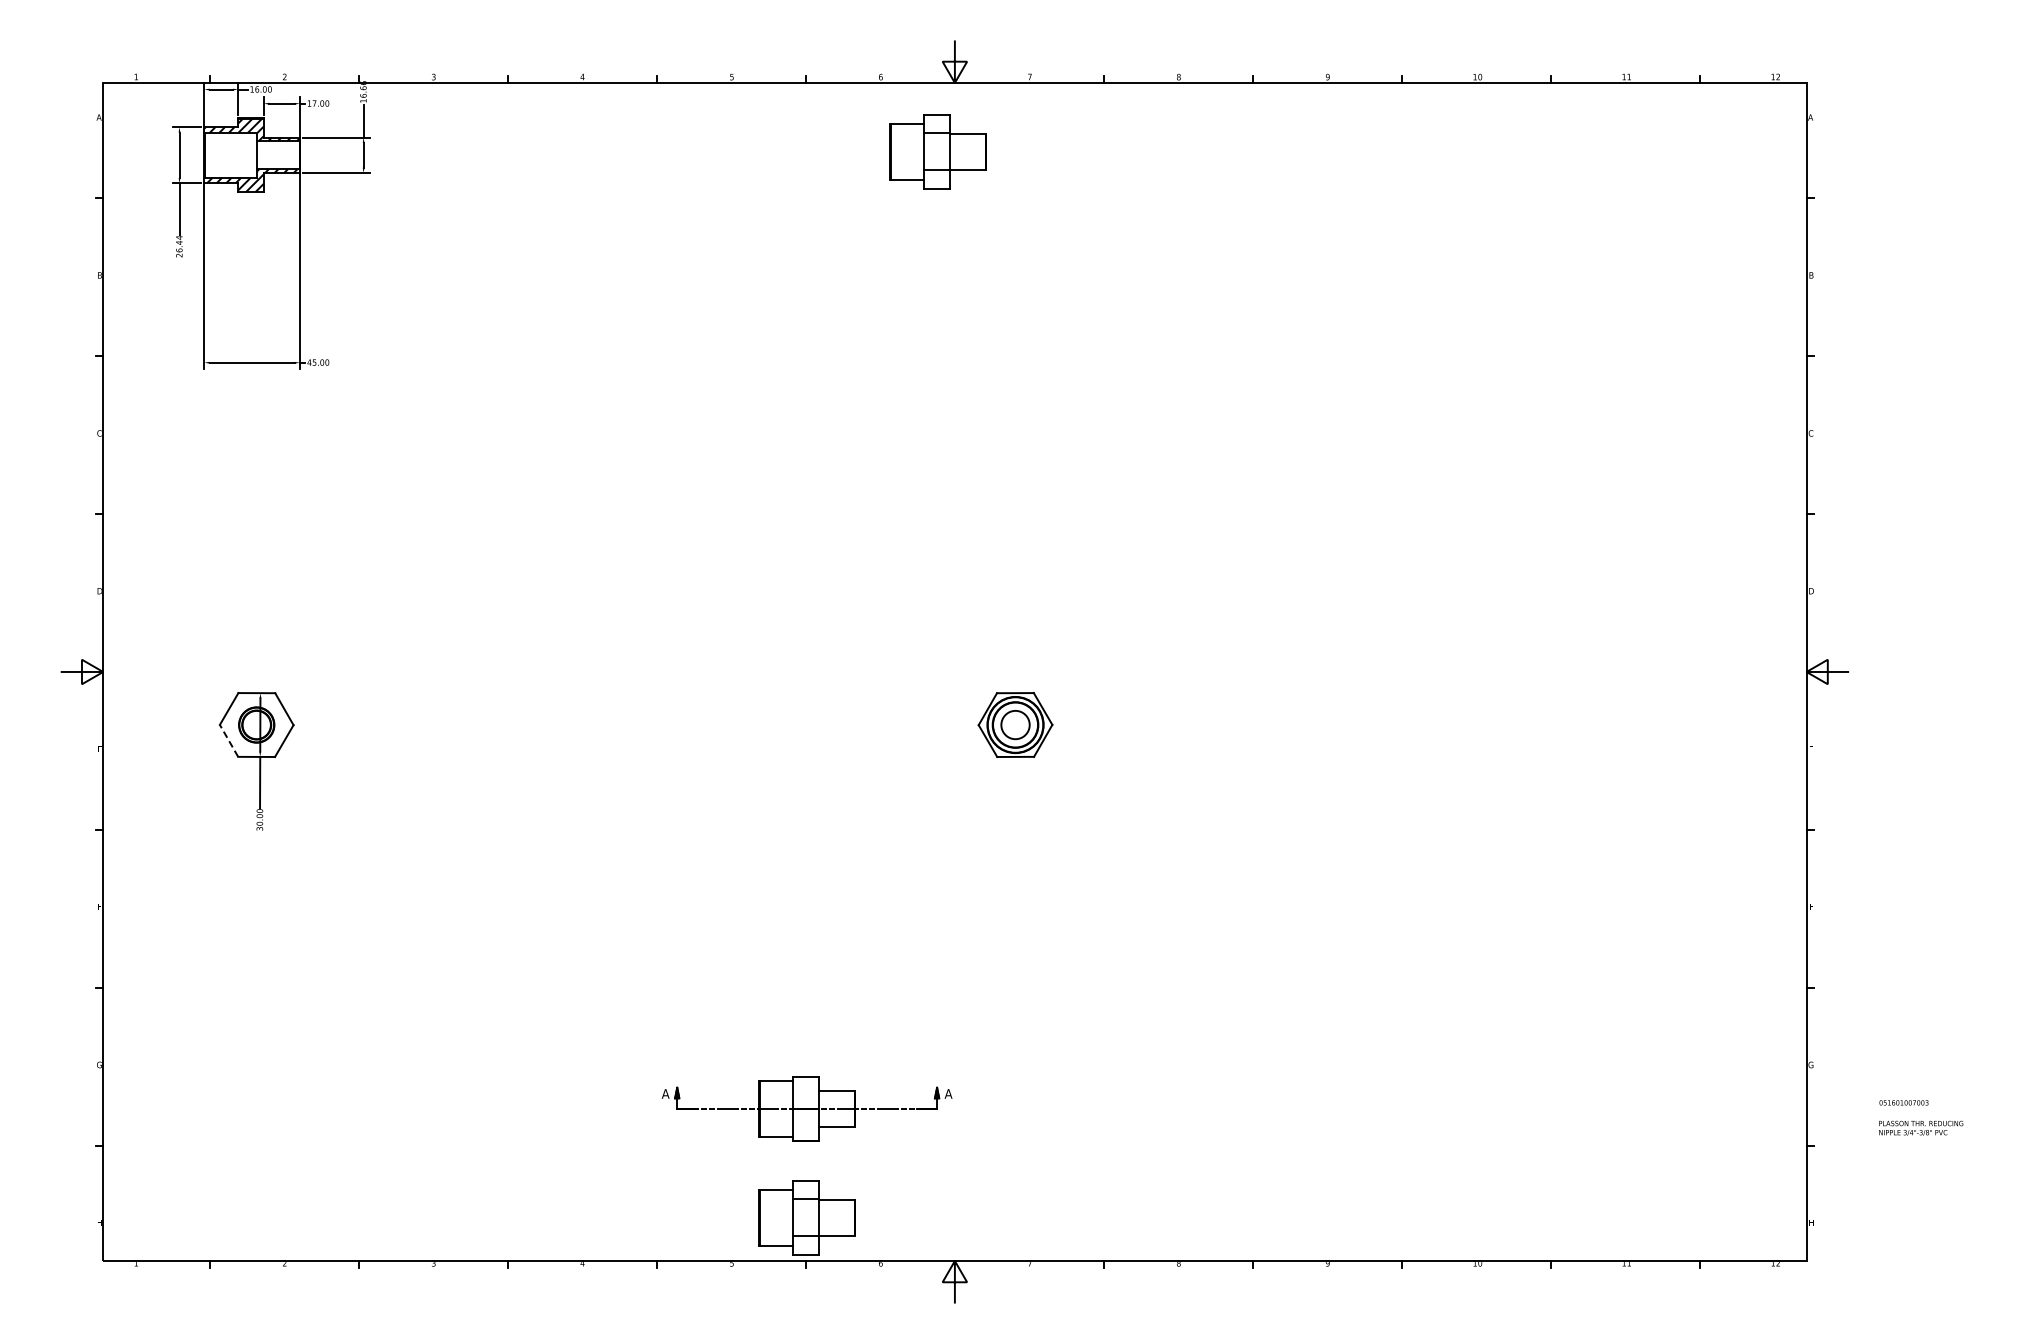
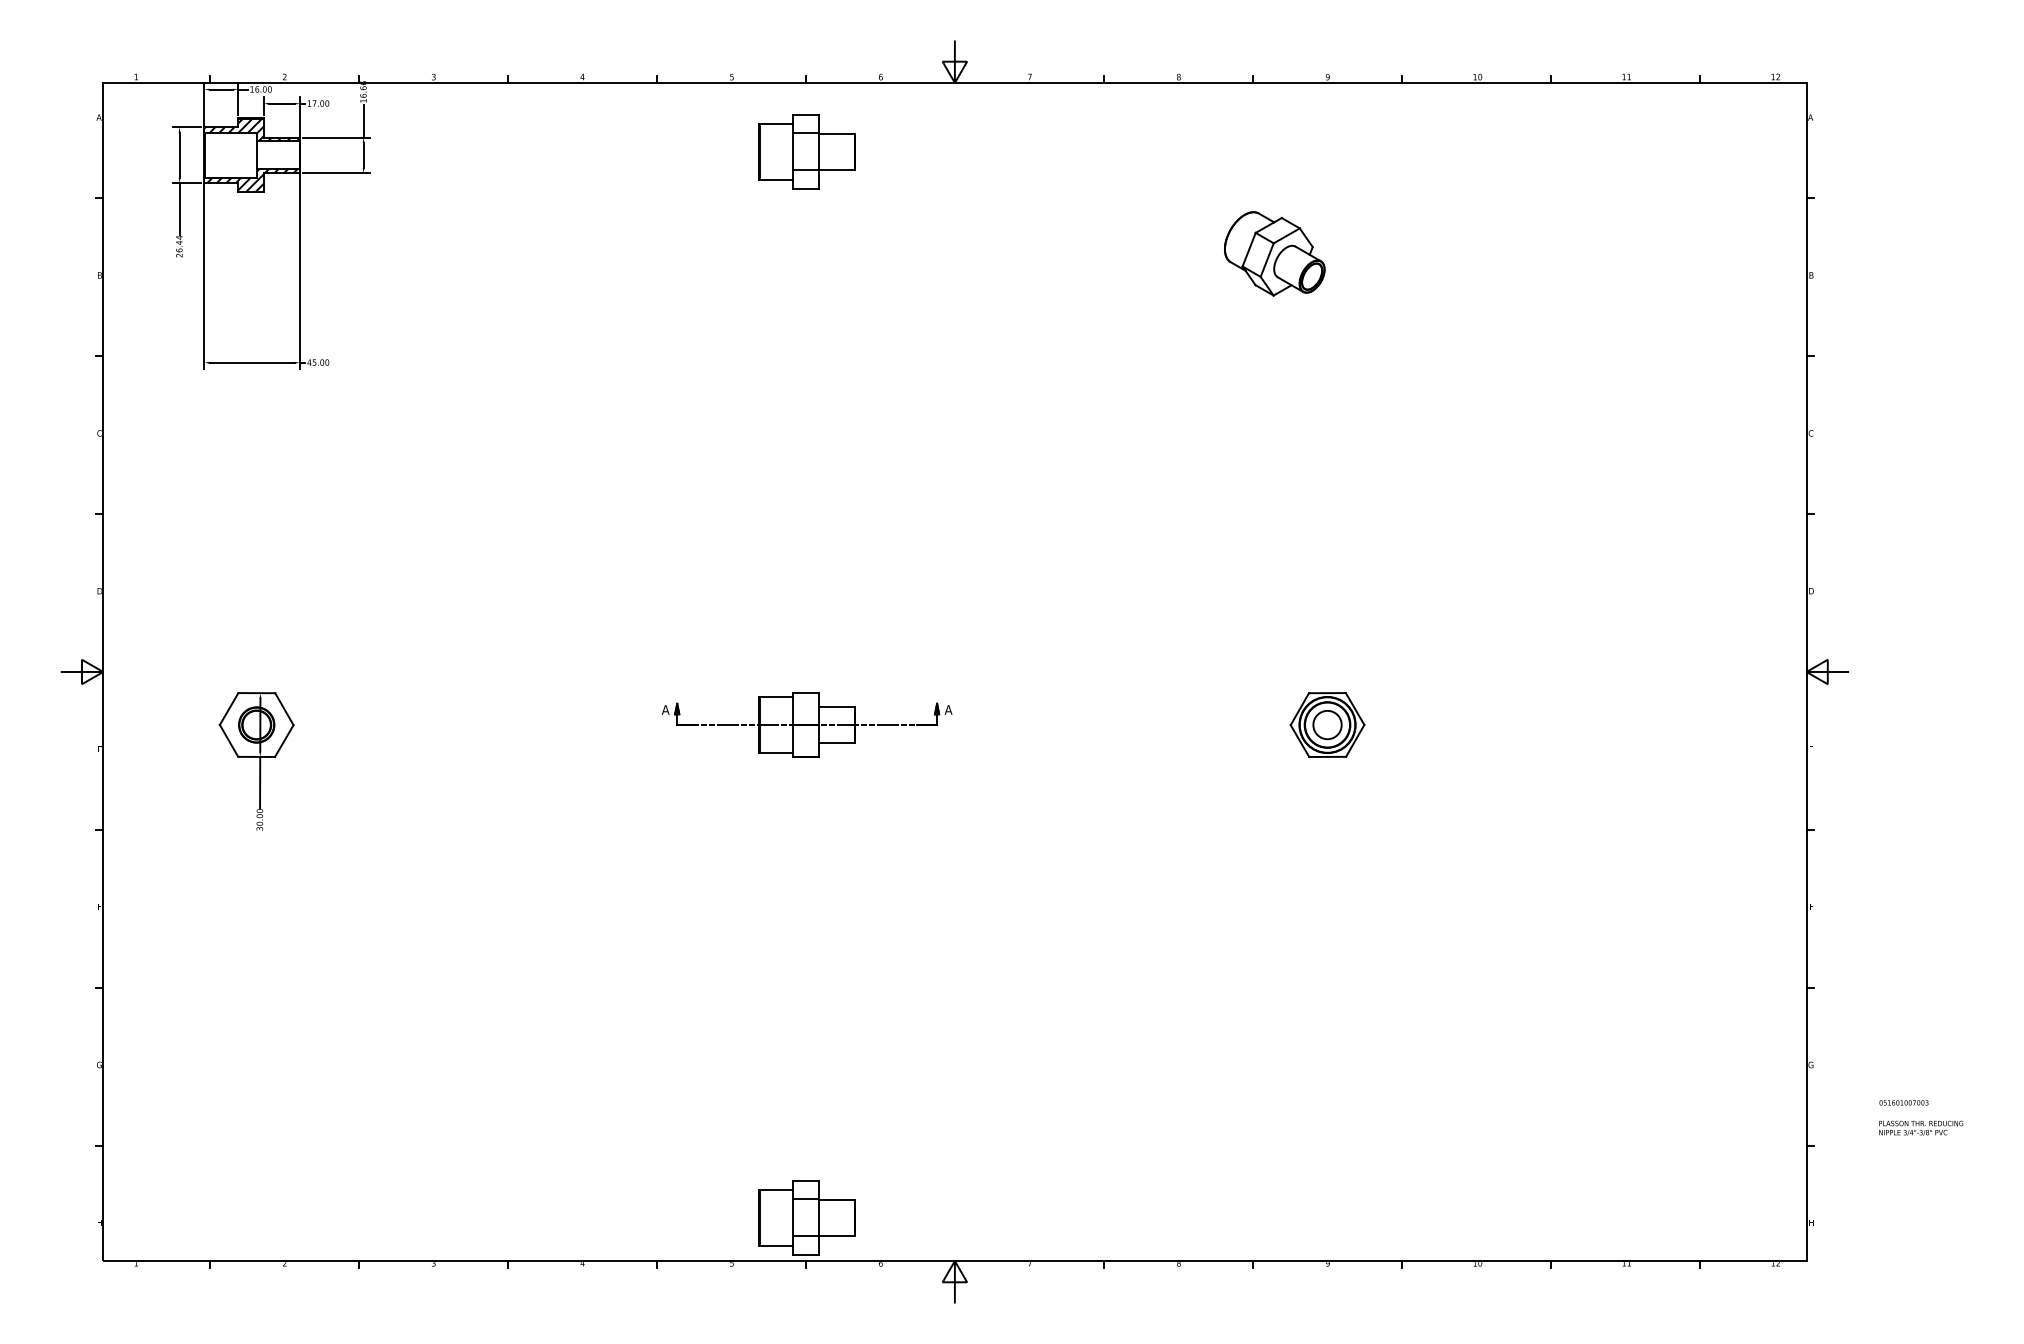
part position: (937, 151) -> (806, 151) (806, 151)
part: none -> present (1274, 253)
part position: (1015, 724) -> (1327, 724) (1327, 724)
line: dashed -> solid (228, 740)
part position: (806, 1108) -> (806, 724) (806, 724)
